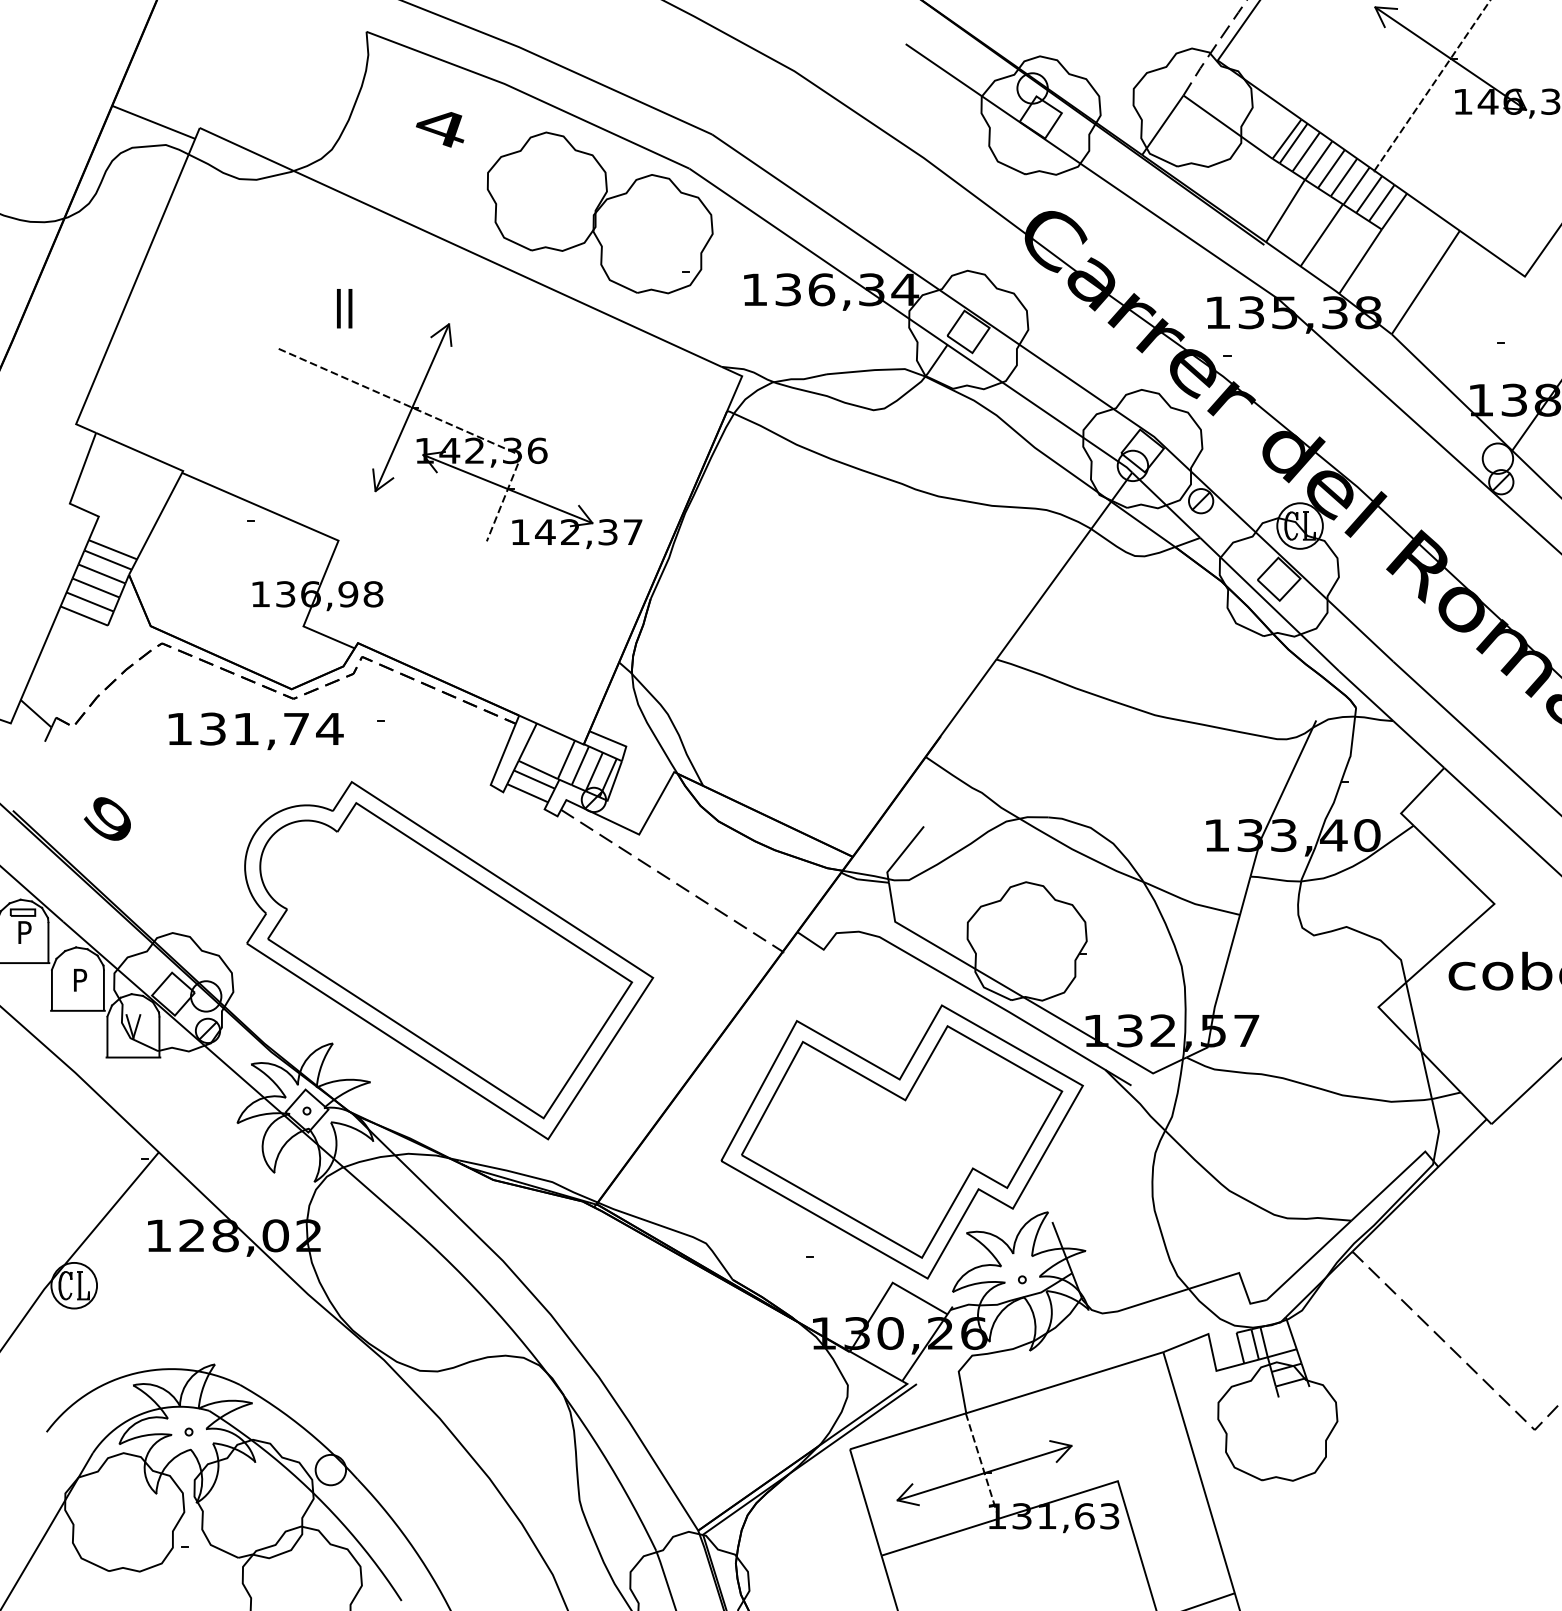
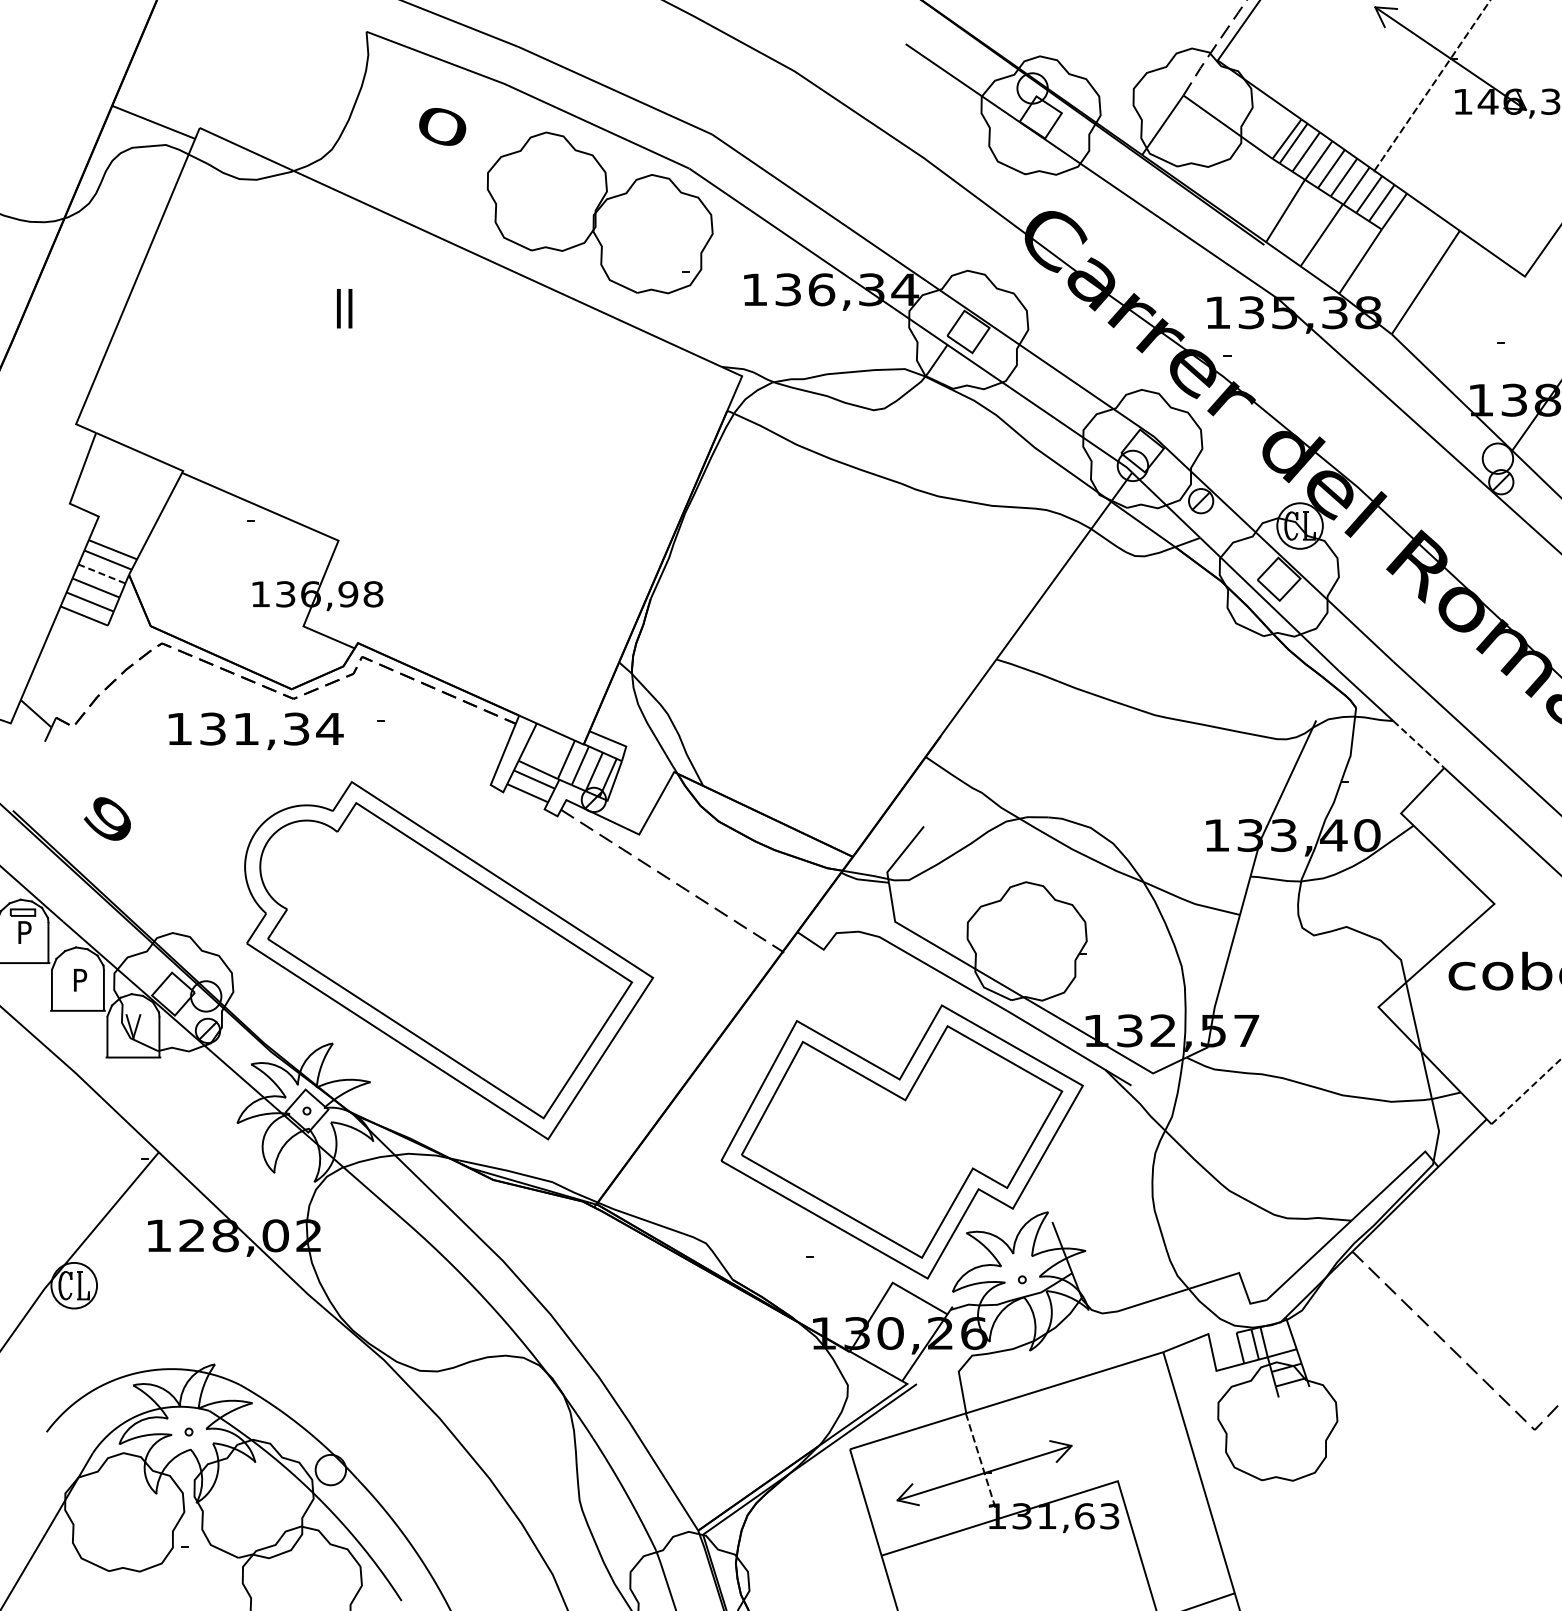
text: 4 -> 0 (440, 127)
part: present -> none (460, 435)
line: solid -> dashed (101, 573)
text: 131,74 -> 131,34 (296, 728)
line: solid -> dashed (1418, 744)
line: solid -> dashed (1526, 1091)
